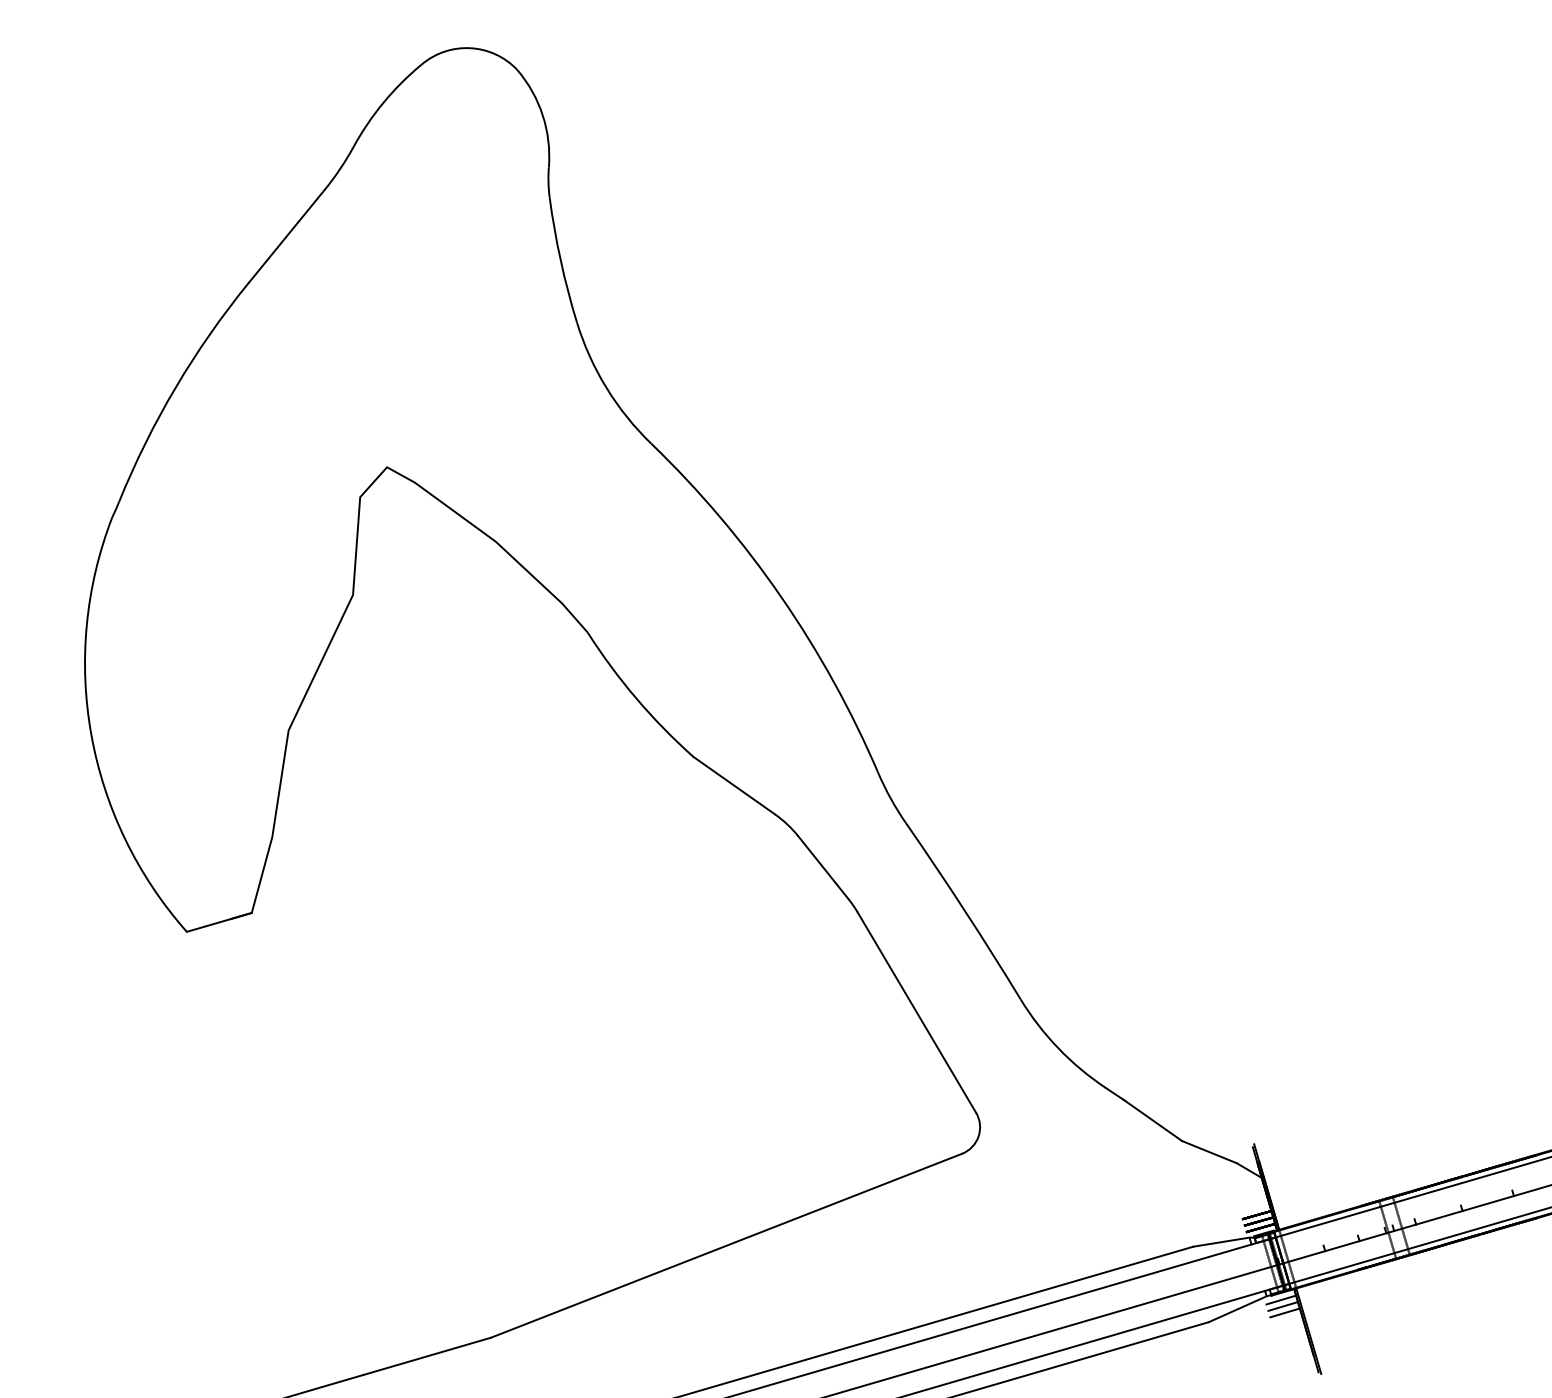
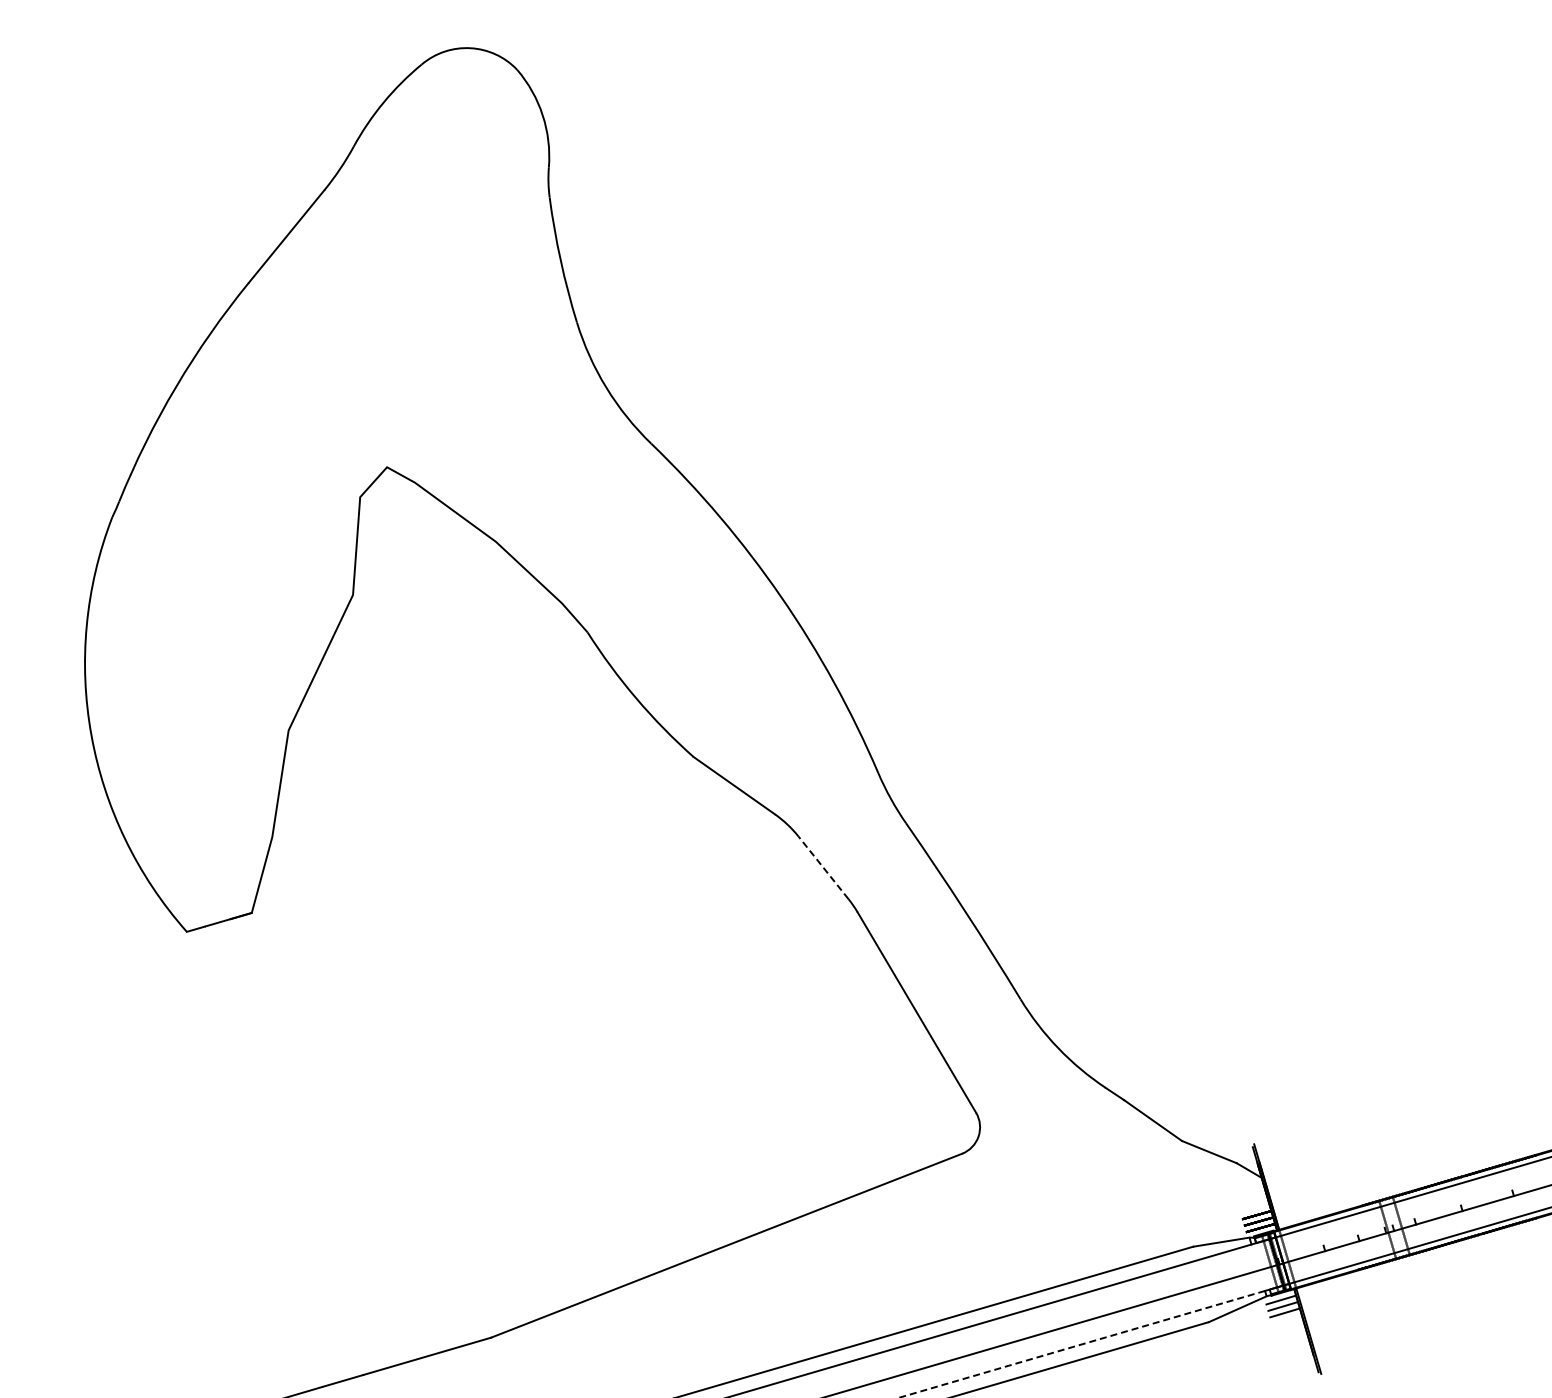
line: solid -> dashed (823, 867)
line: solid -> dashed (1081, 1344)
